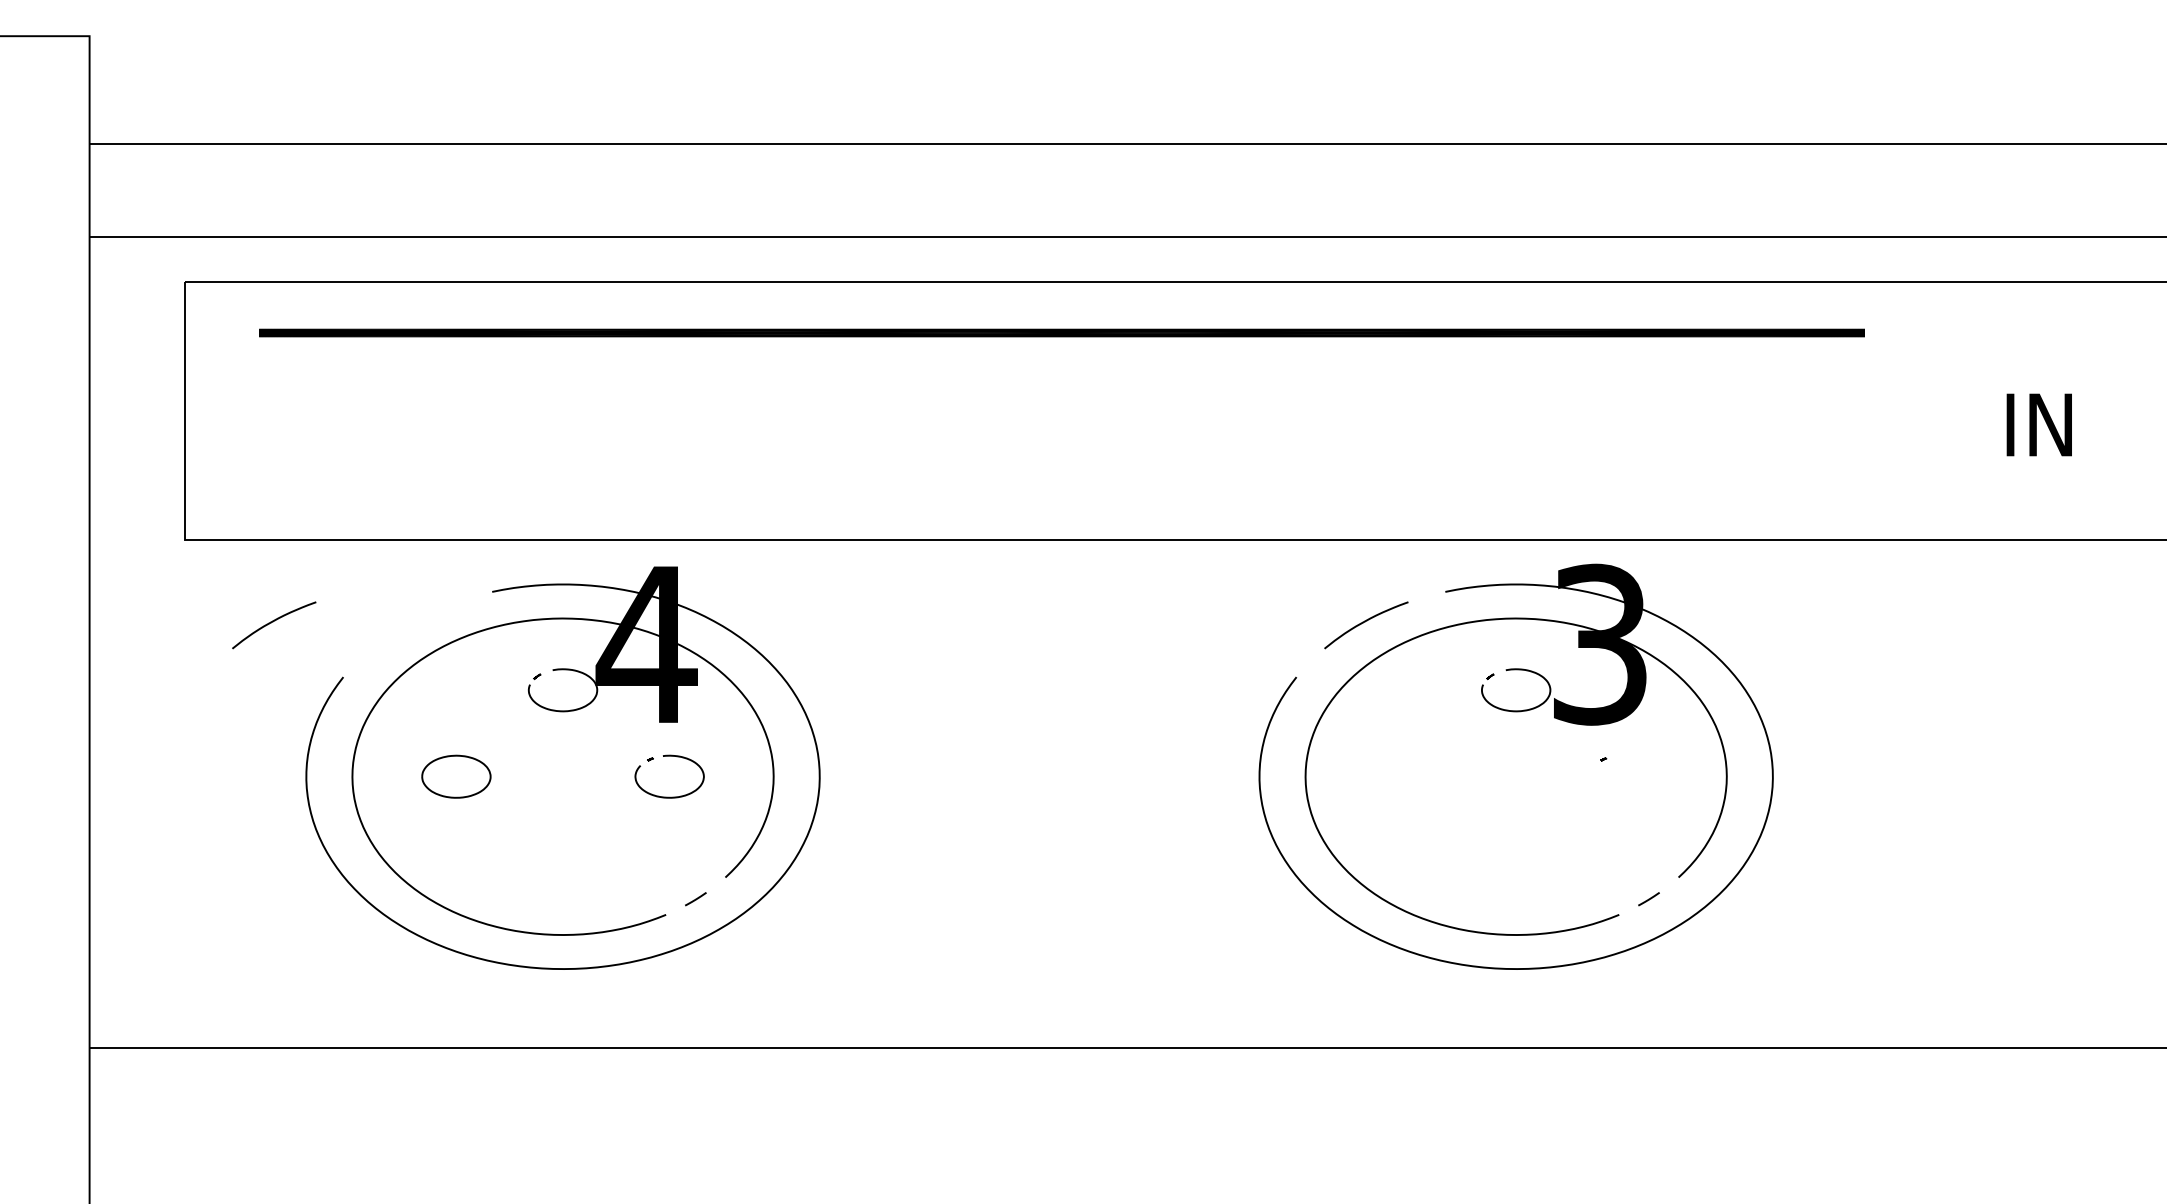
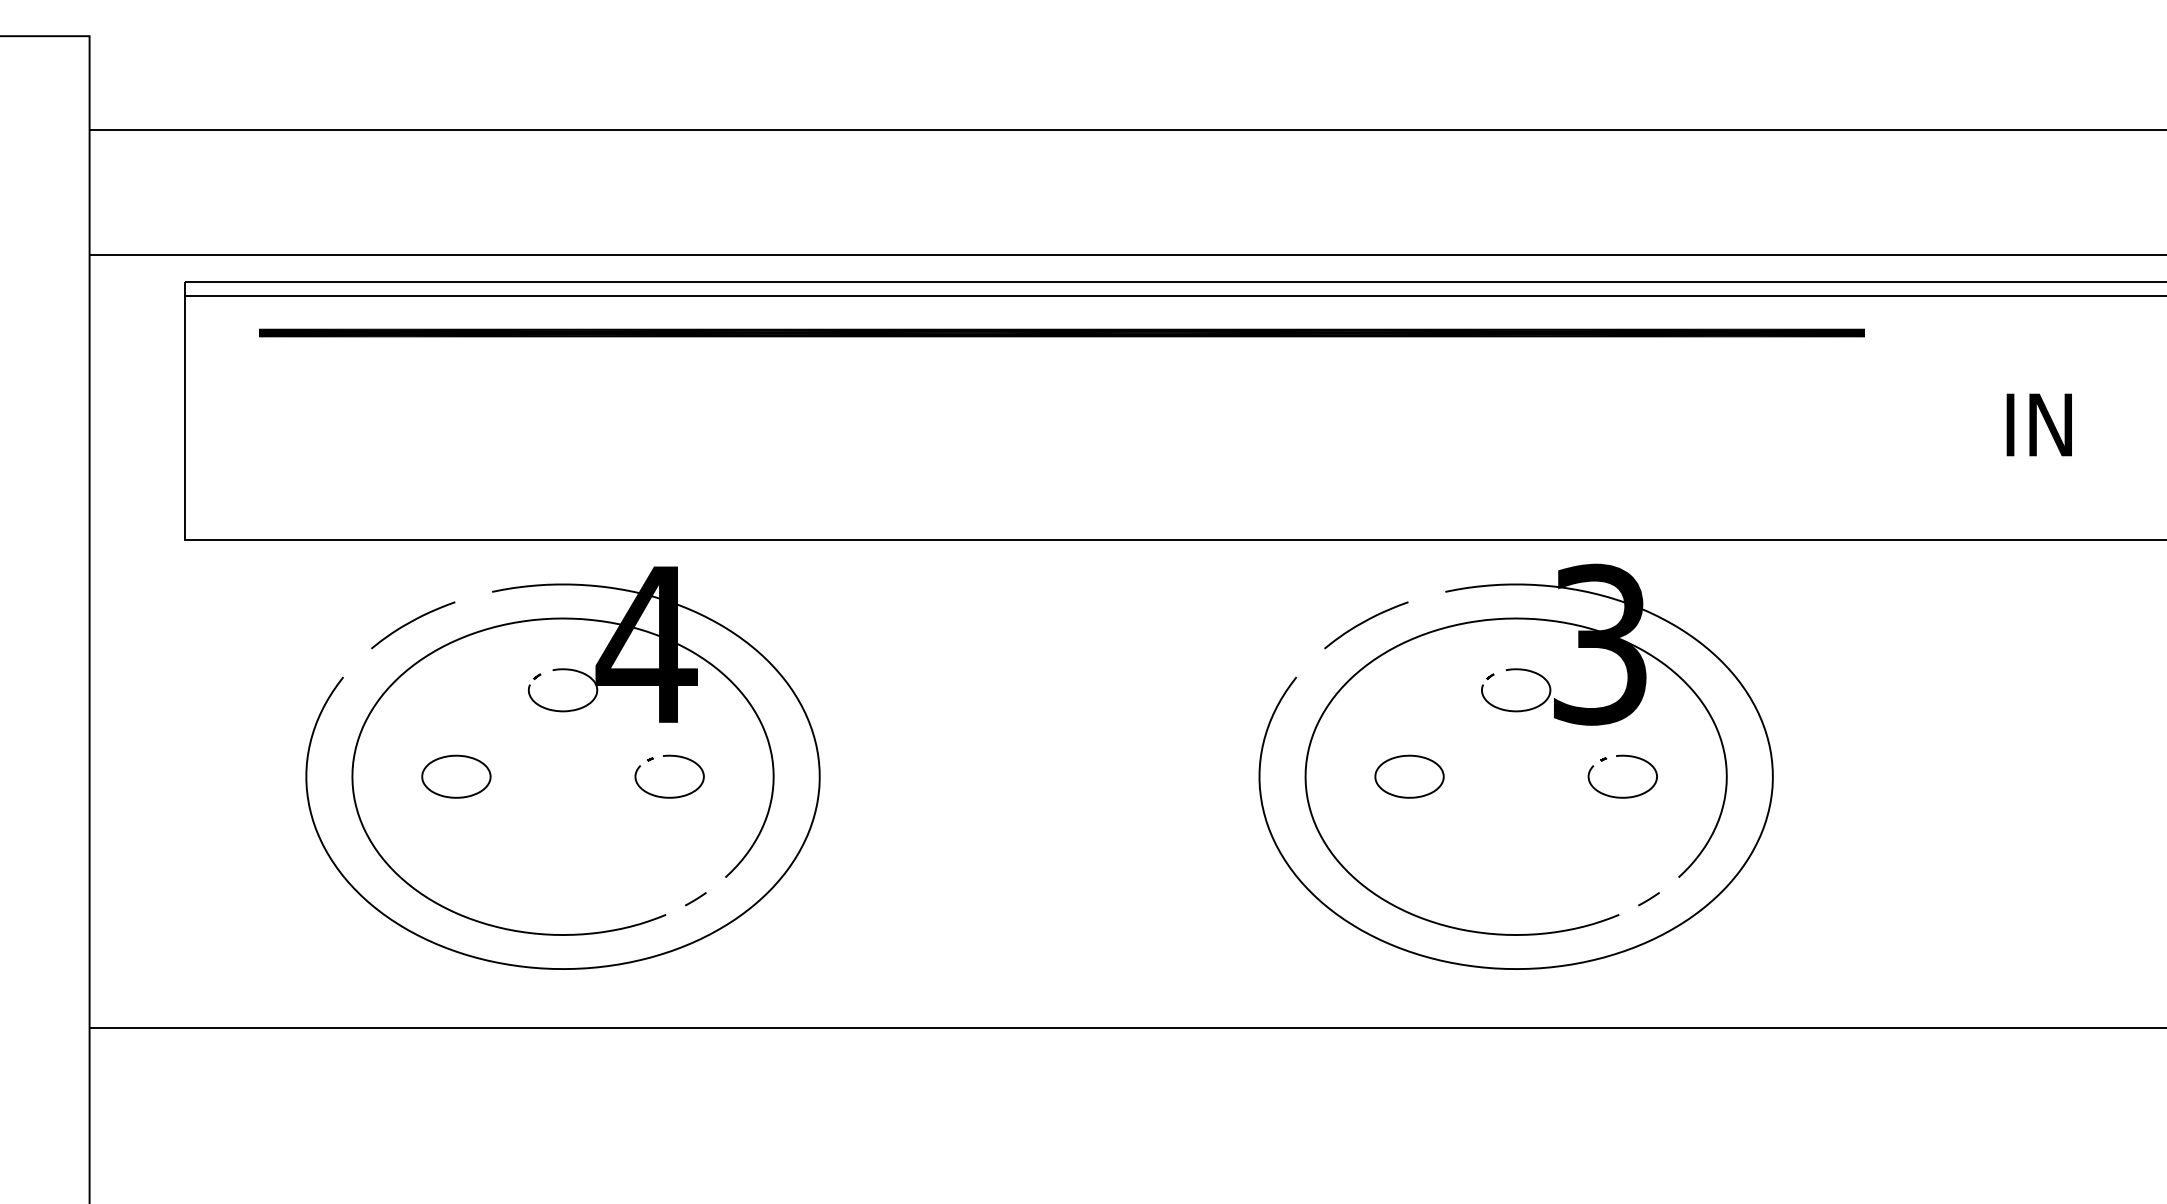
line position: (1126, 143) -> (1126, 129) (1126, 129)
line position: (1126, 236) -> (1126, 254) (1126, 254)
line: none -> present (1173, 295)
curve position: (273, 622) -> (412, 622) (412, 622)
curve: none -> present (1622, 756)
part: none -> present (1409, 776)
line position: (1126, 1048) -> (1126, 1028) (1126, 1028)
